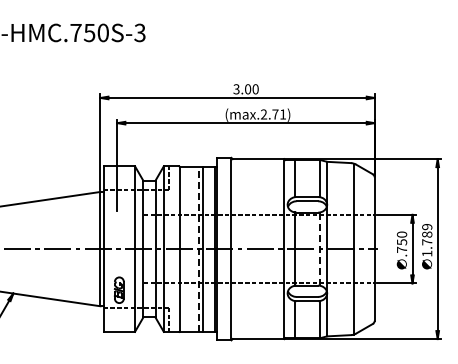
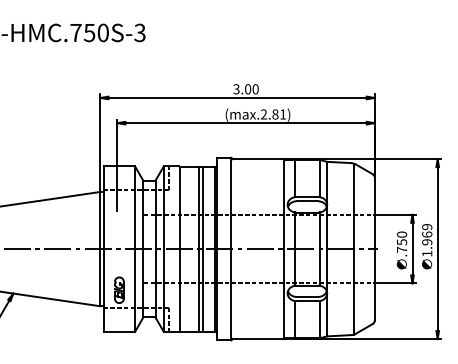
text: (max.2.71) -> (max.2.81) (275, 114)
text: 1.789 -> 1.969 (427, 238)
line: dashed -> solid (198, 248)
line: dashed -> solid (320, 249)
